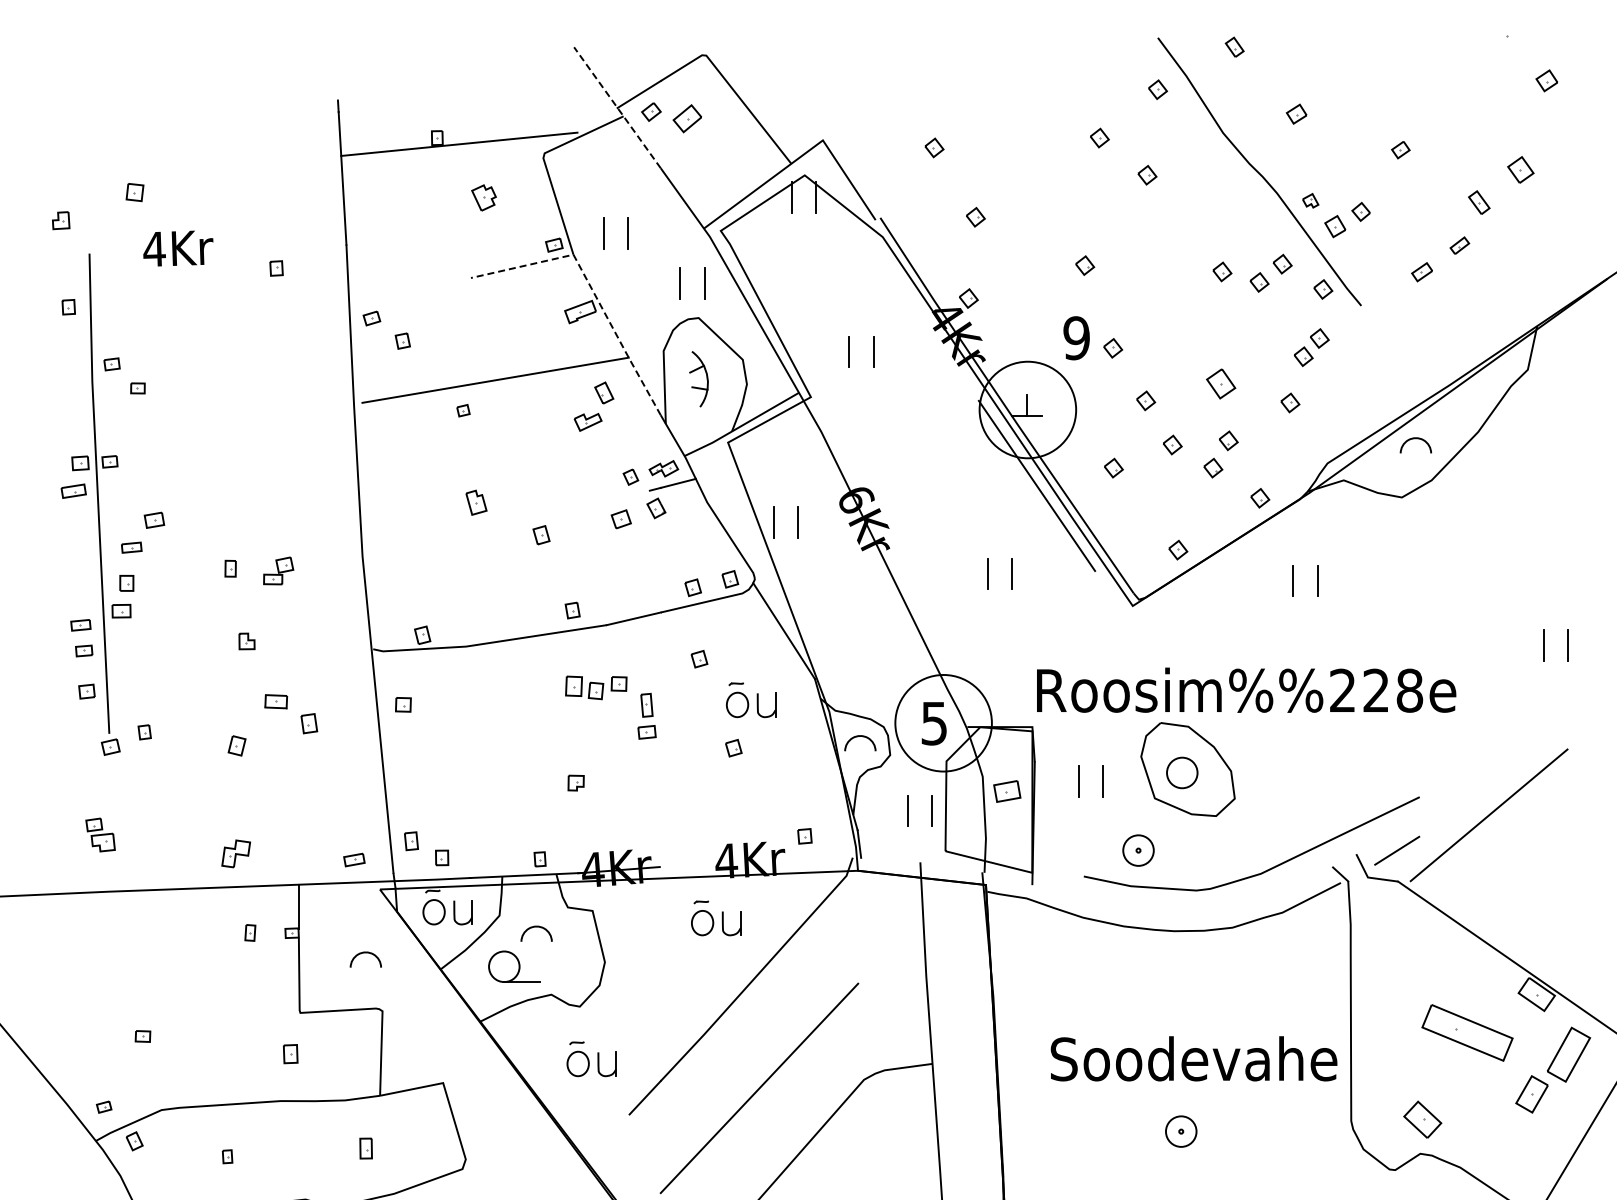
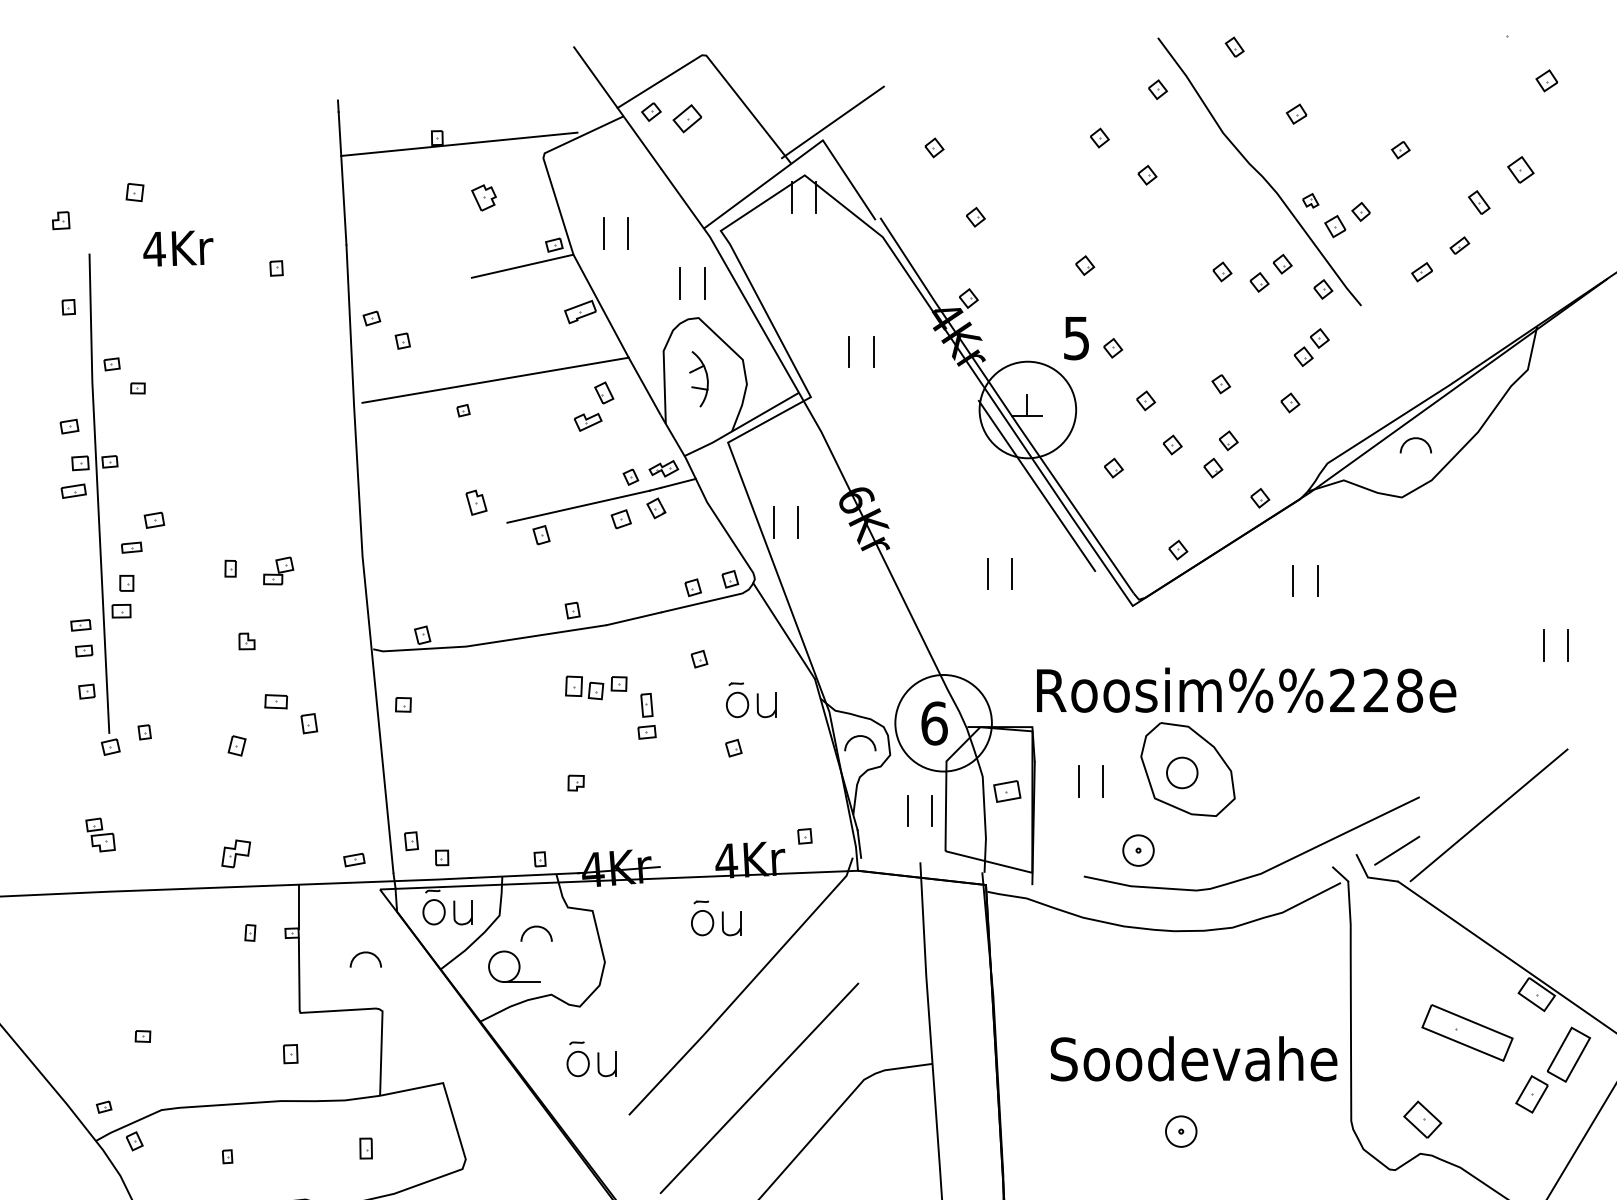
line: dashed -> solid (617, 107)
line: none -> present (832, 122)
line: dashed -> solid (591, 288)
text: 9 -> 5 (1076, 338)
part size: 31x32 px -> 21x21 px (1221, 384)
part: none -> present (69, 426)
line: none -> present (578, 506)
text: 5 -> 6 (934, 723)
